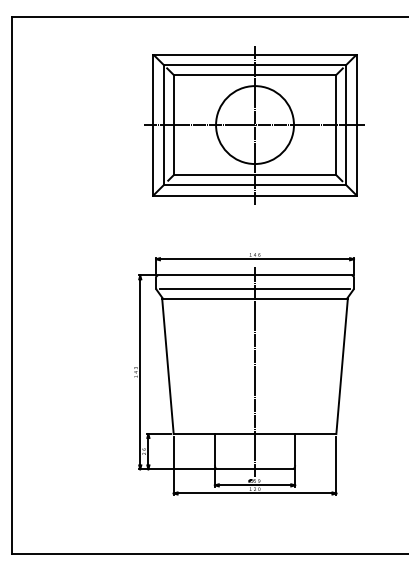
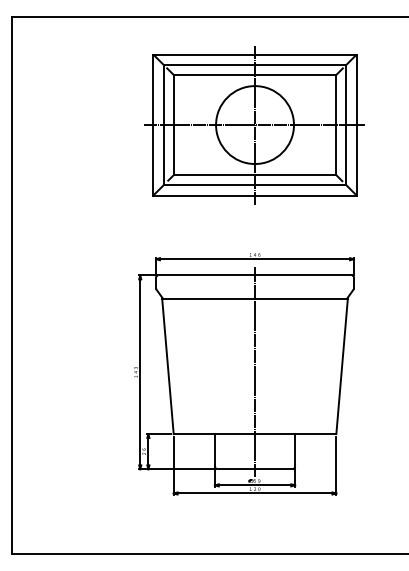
line: present -> none (254, 289)
